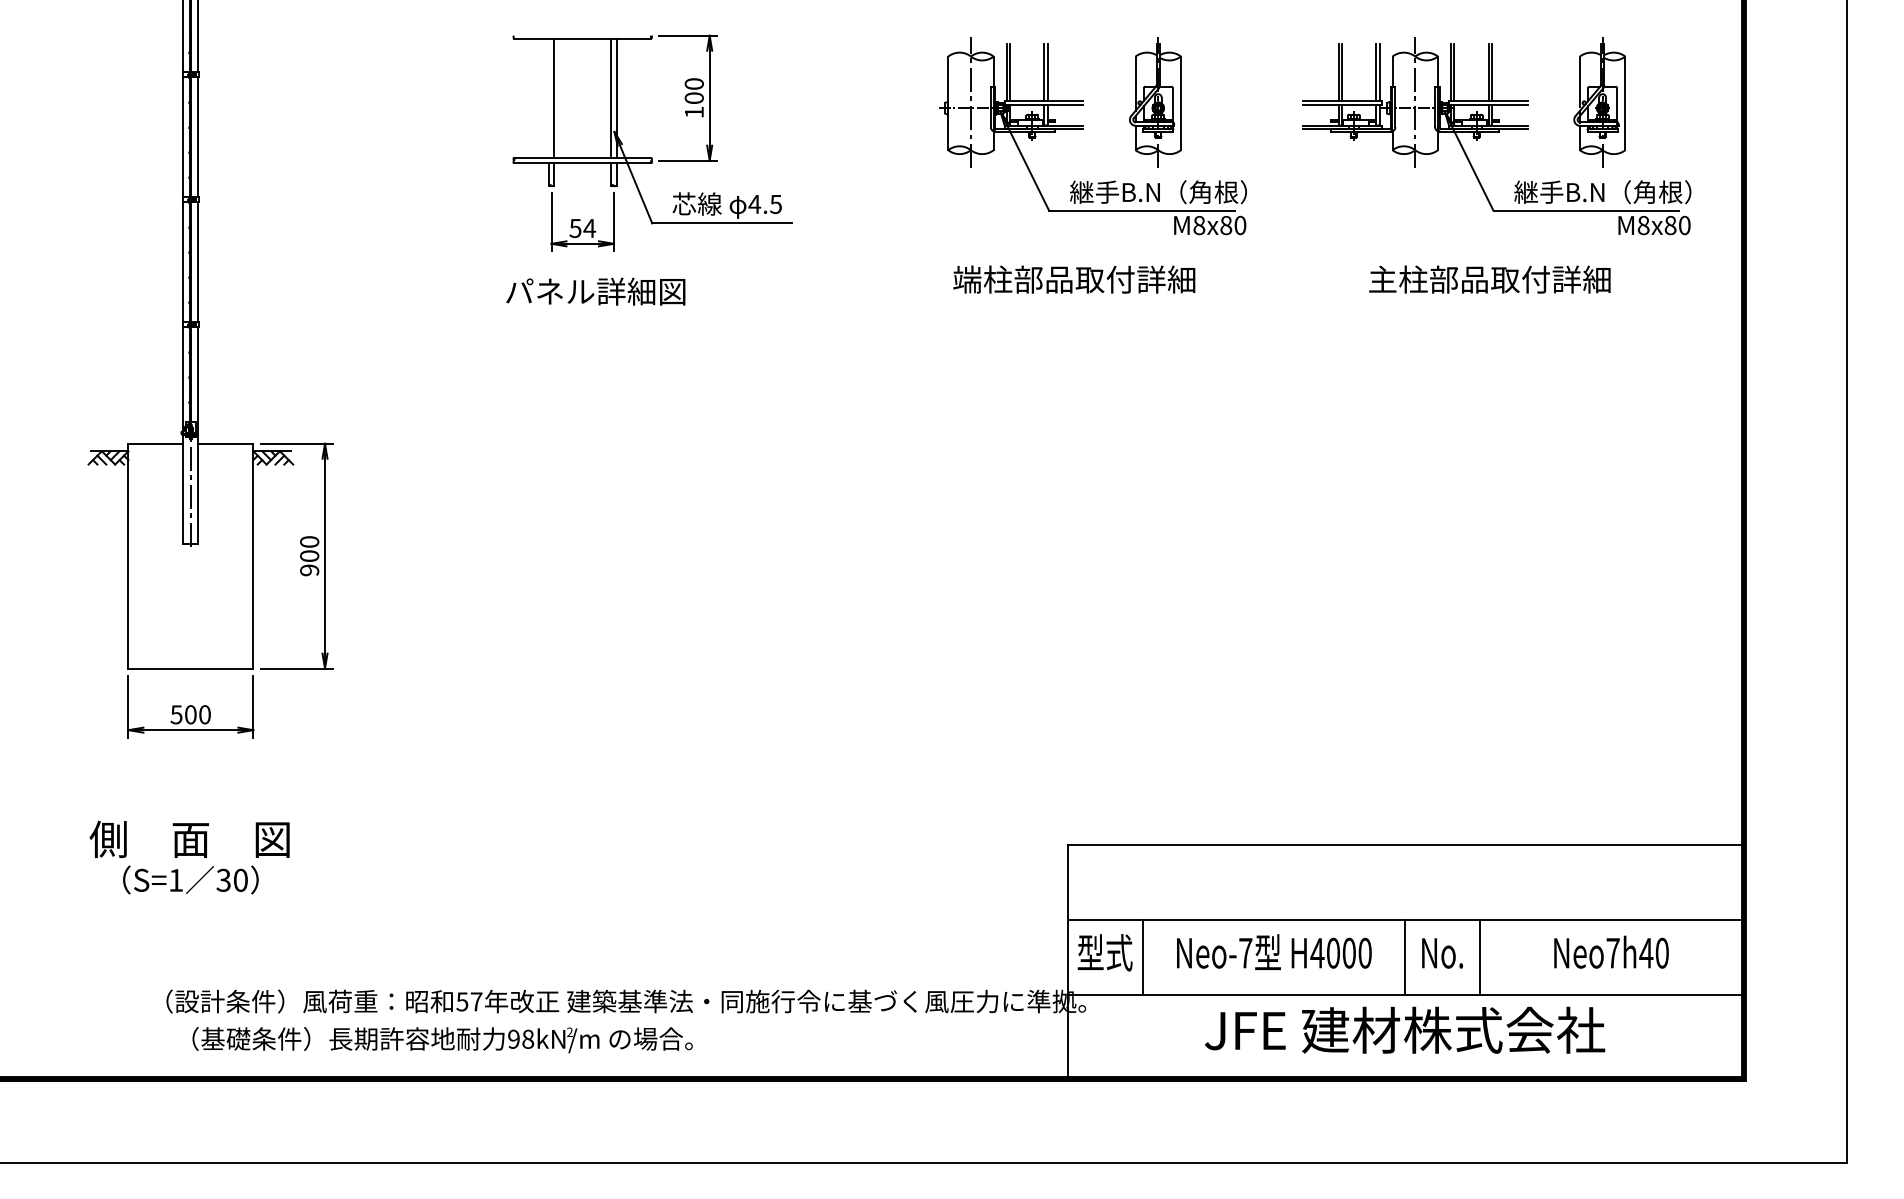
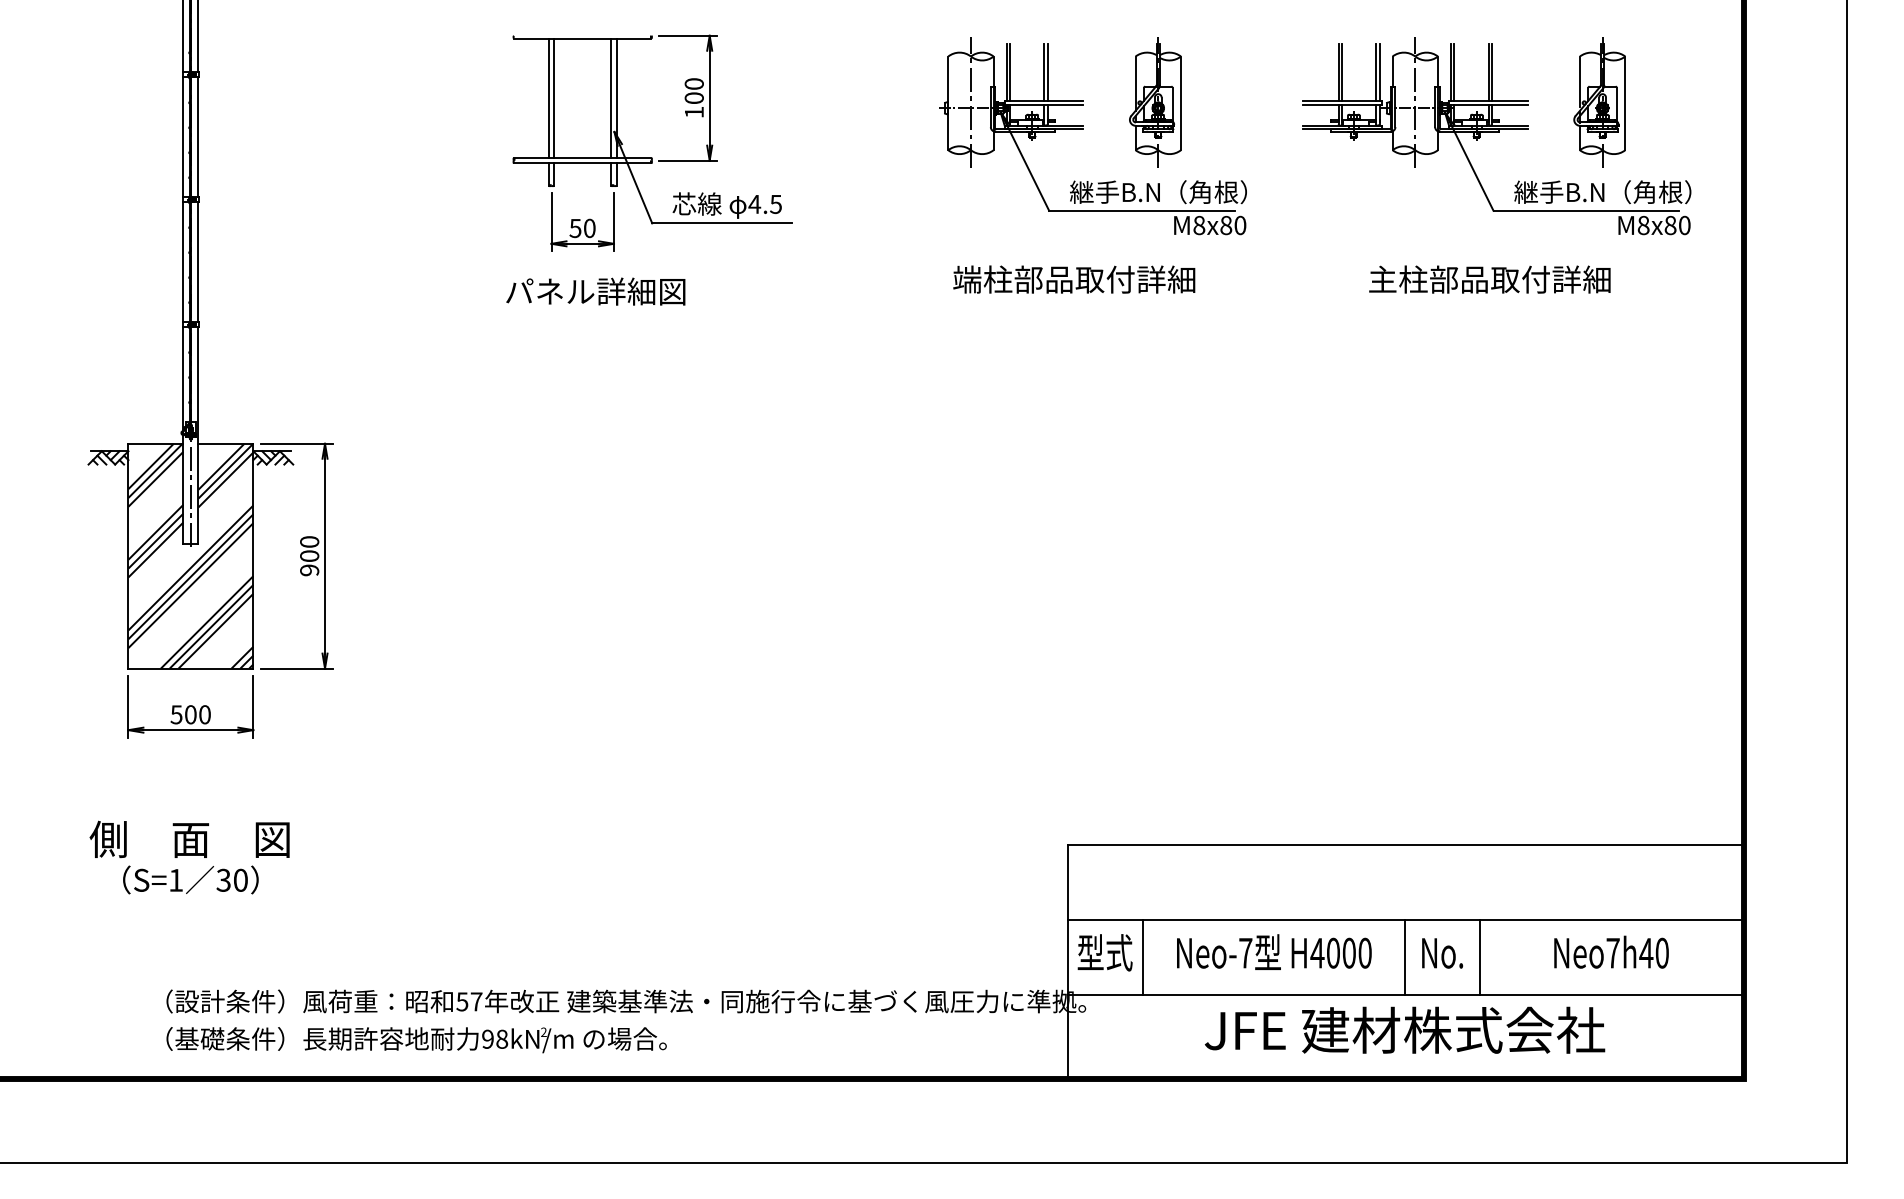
line: none -> present (548, 97)
text: 54 -> 50 (589, 228)
hatch: none -> present (190, 555)
text position: (442, 1040) -> (416, 1040) (416, 1040)
